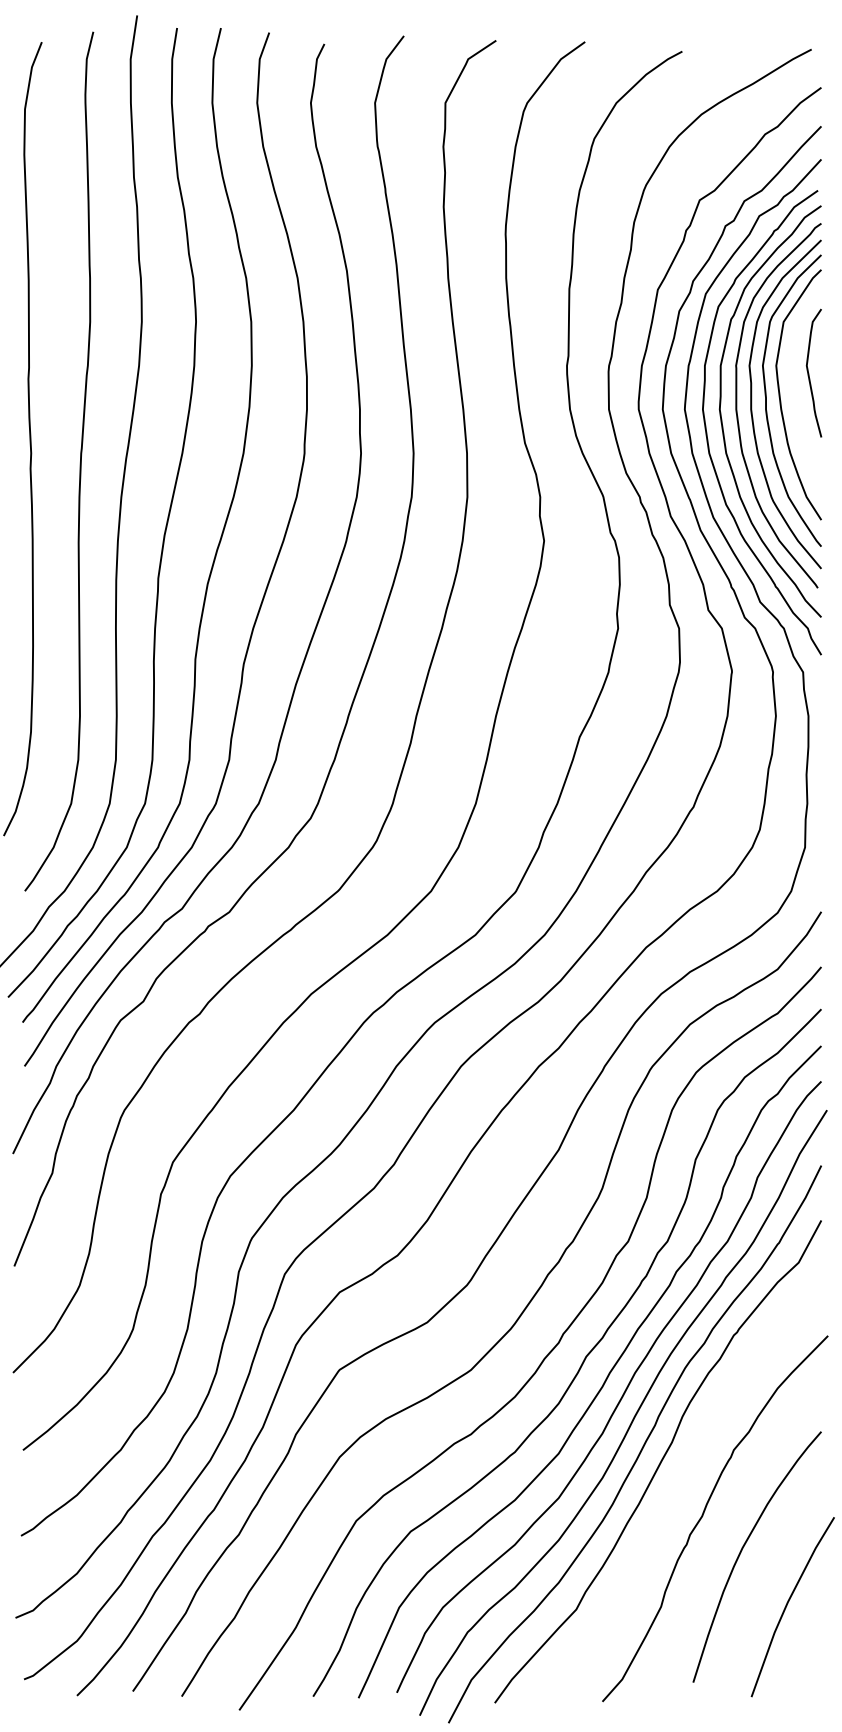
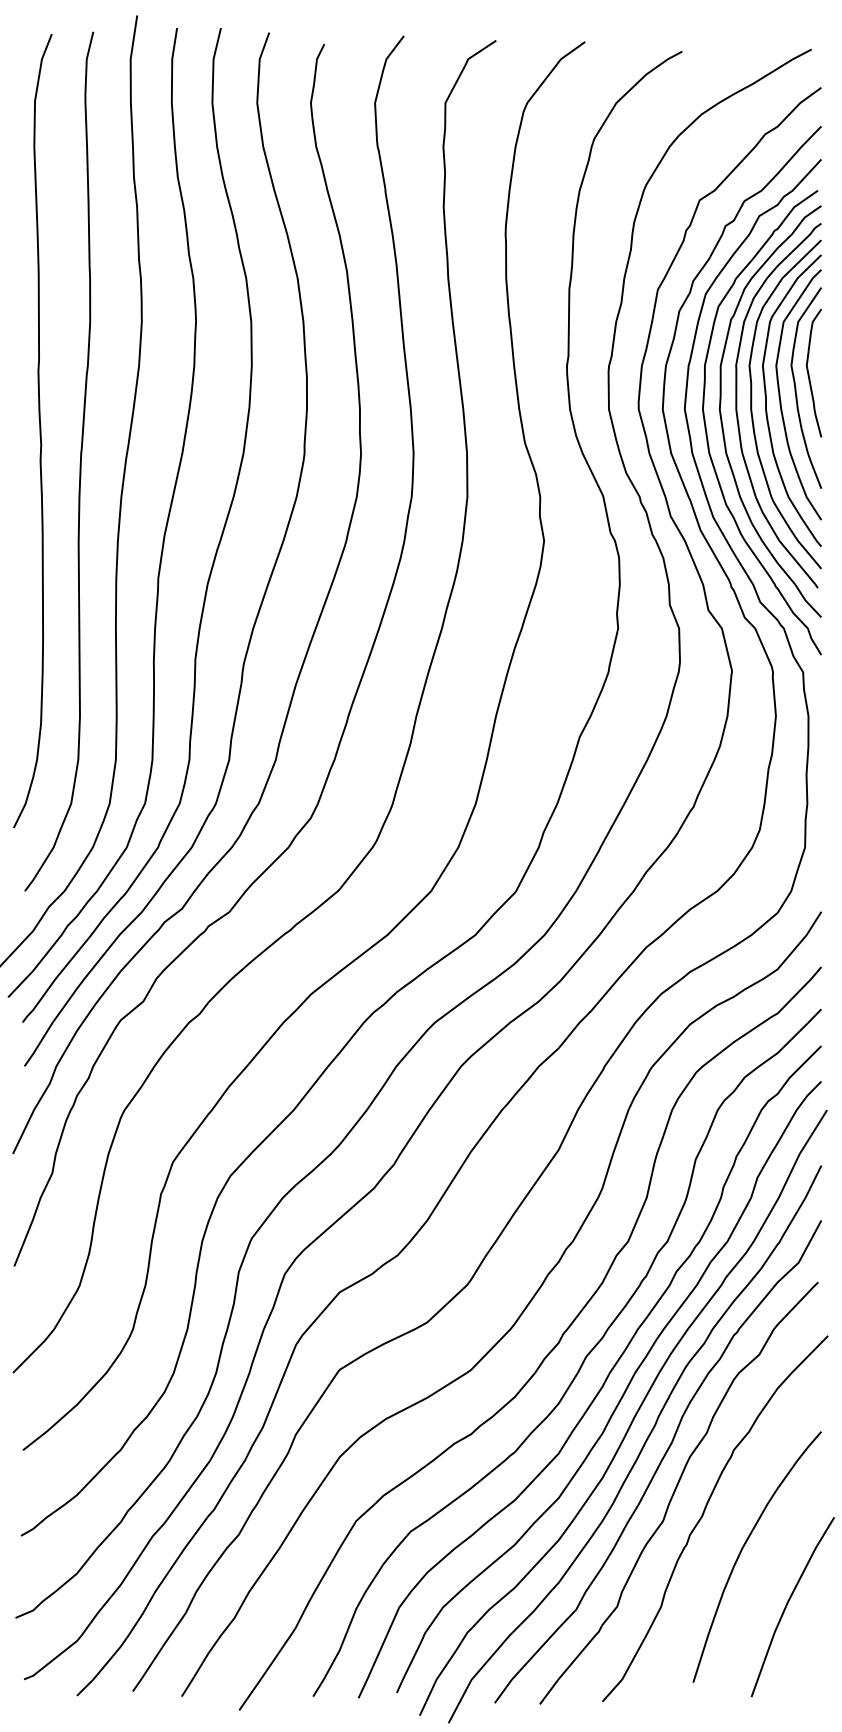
curve: none -> present (796, 387)
curve position: (29, 439) -> (39, 431) (39, 431)
curve: none -> present (675, 1492)
